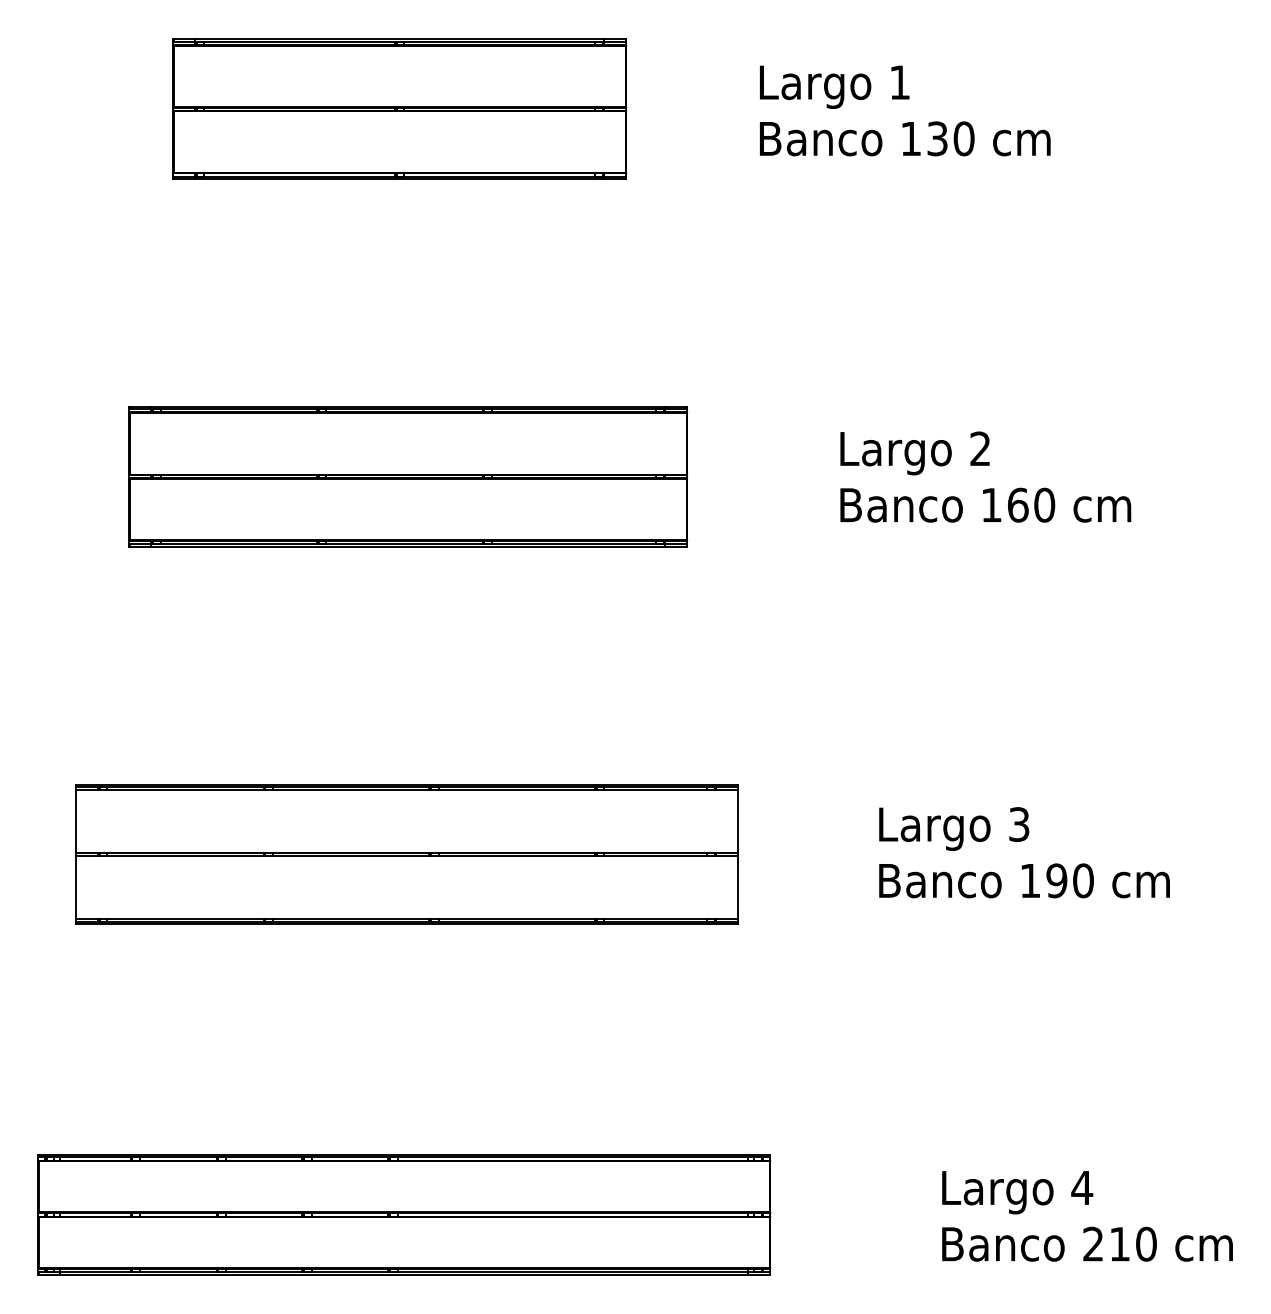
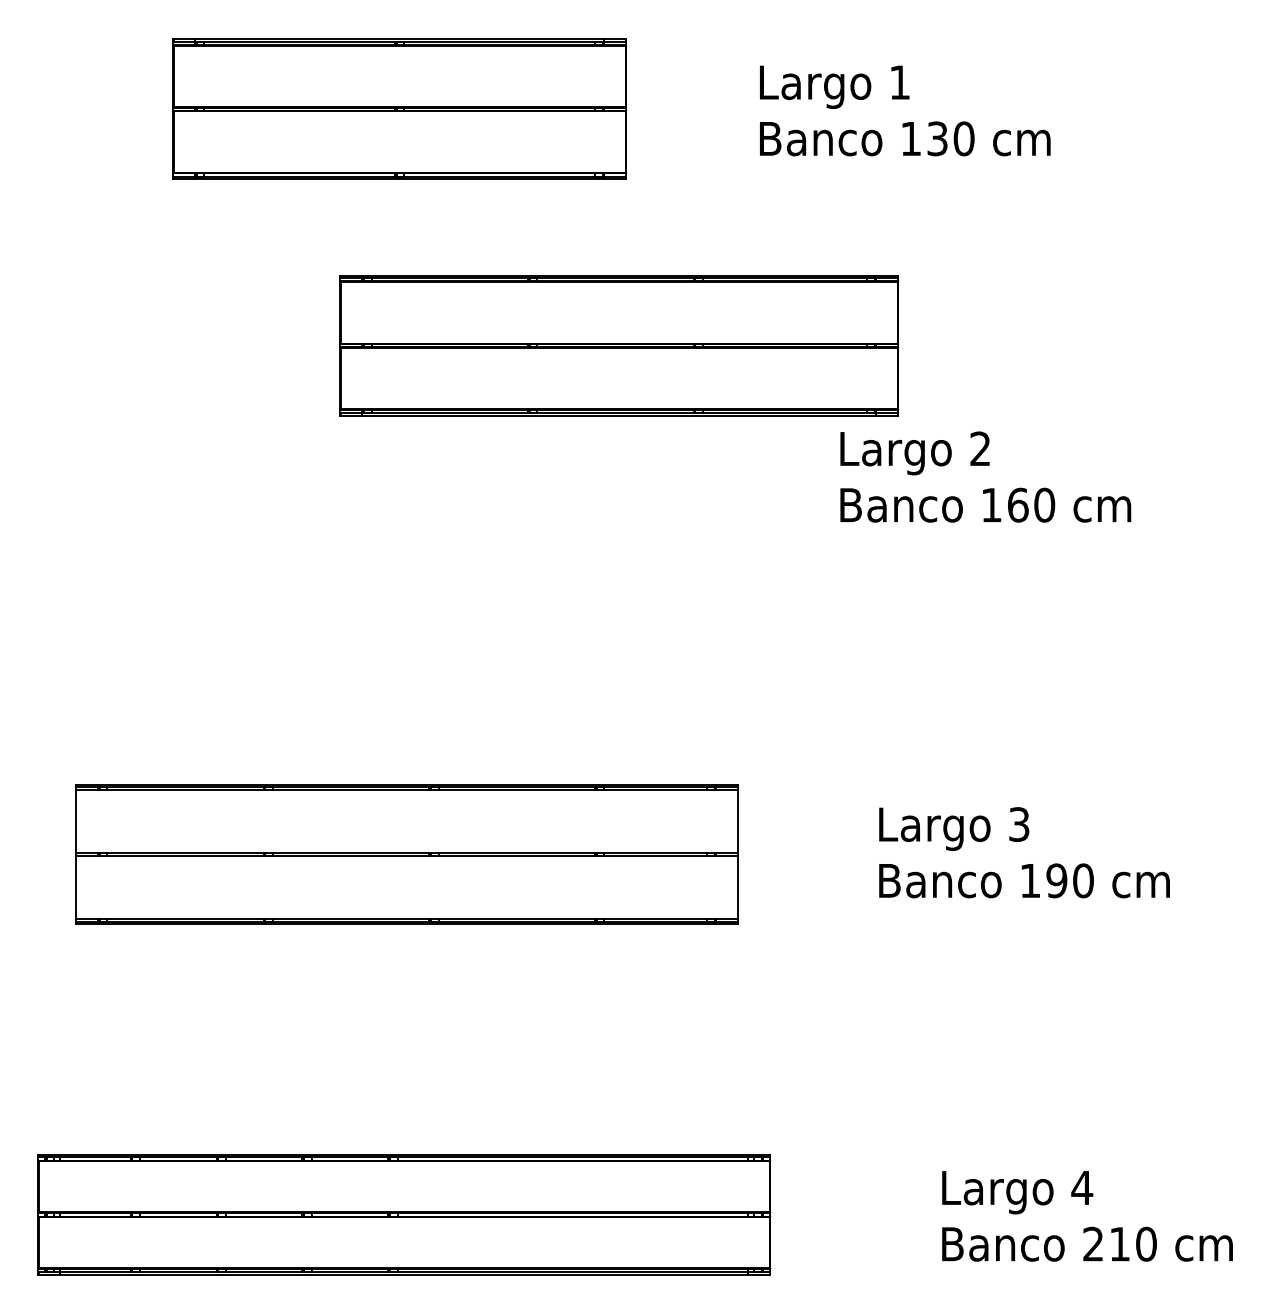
part position: (408, 476) -> (619, 345) (619, 345)
